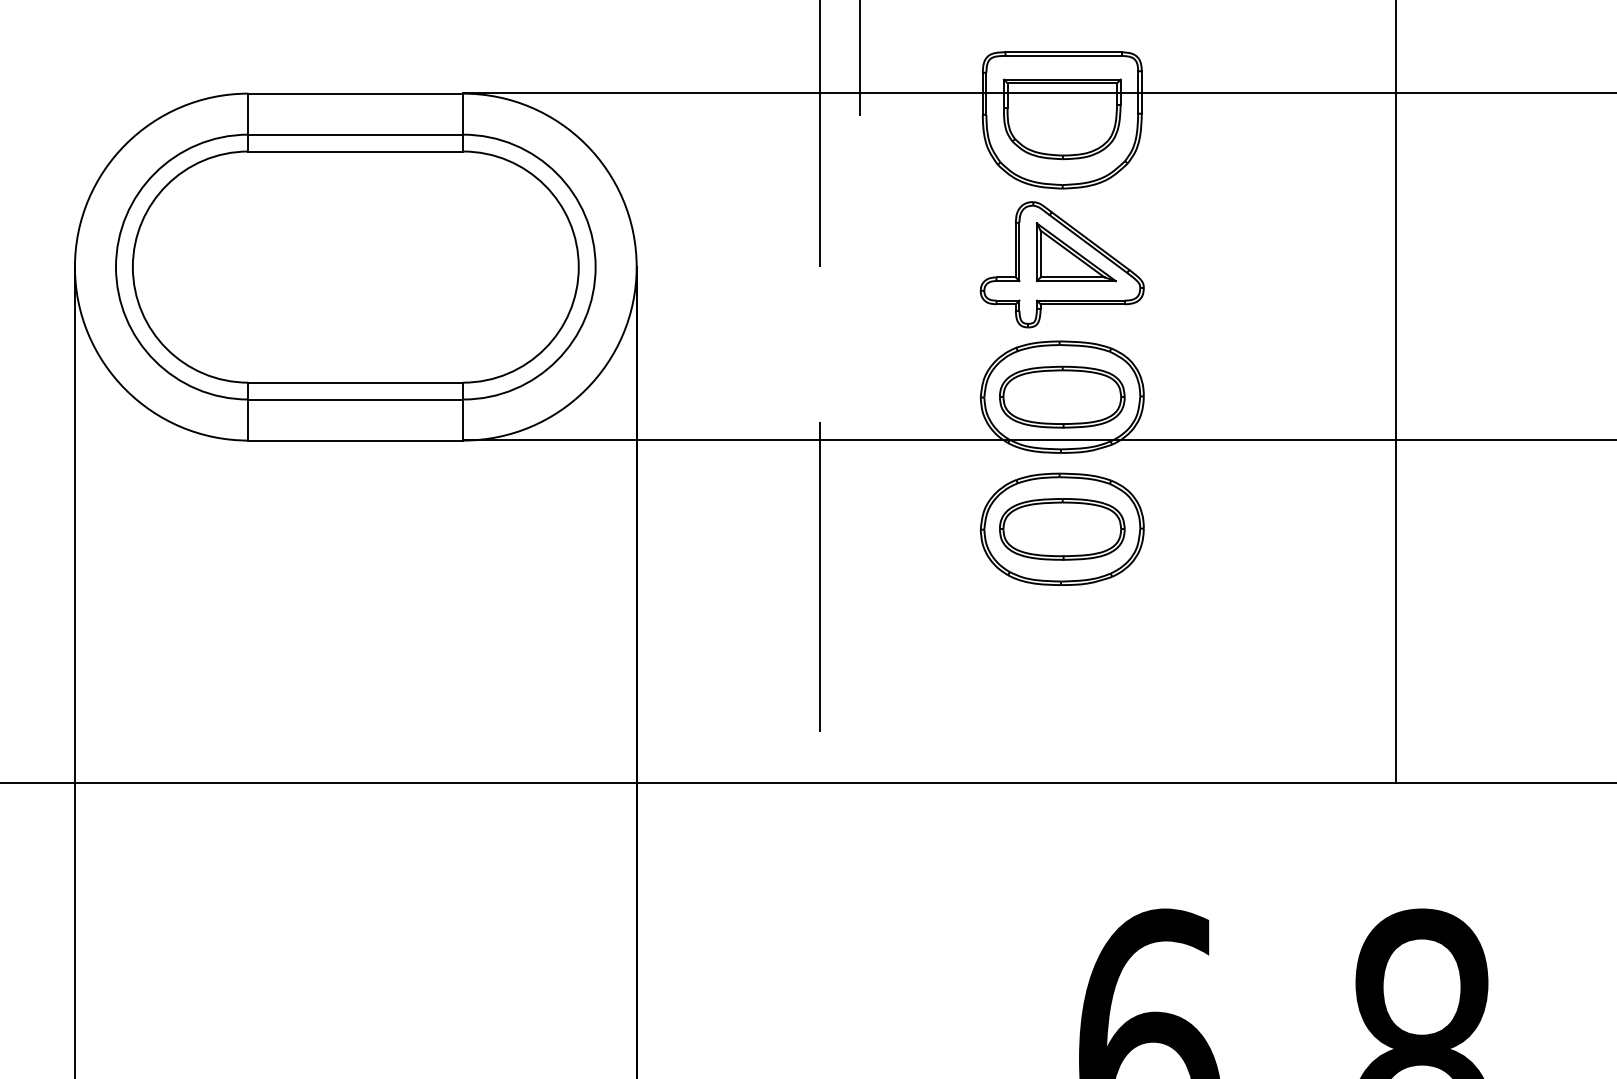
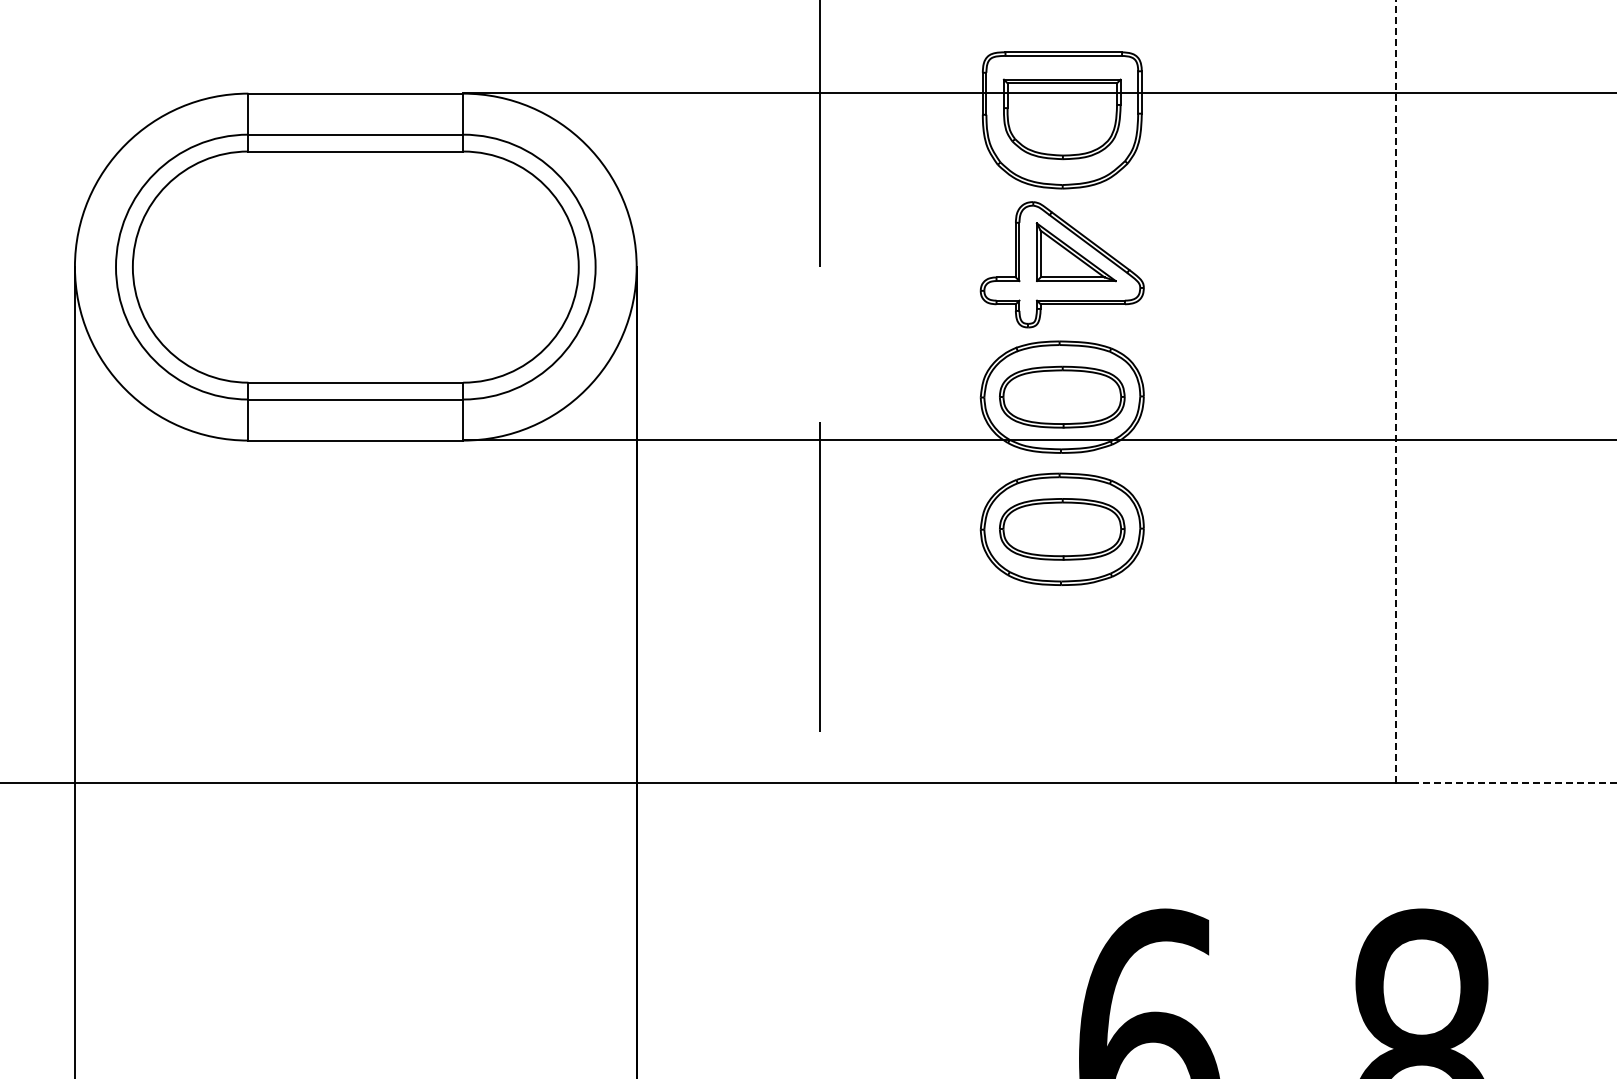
line: present -> none (859, 58)
line: solid -> dashed (1395, 392)
line: solid -> dashed (1516, 783)
